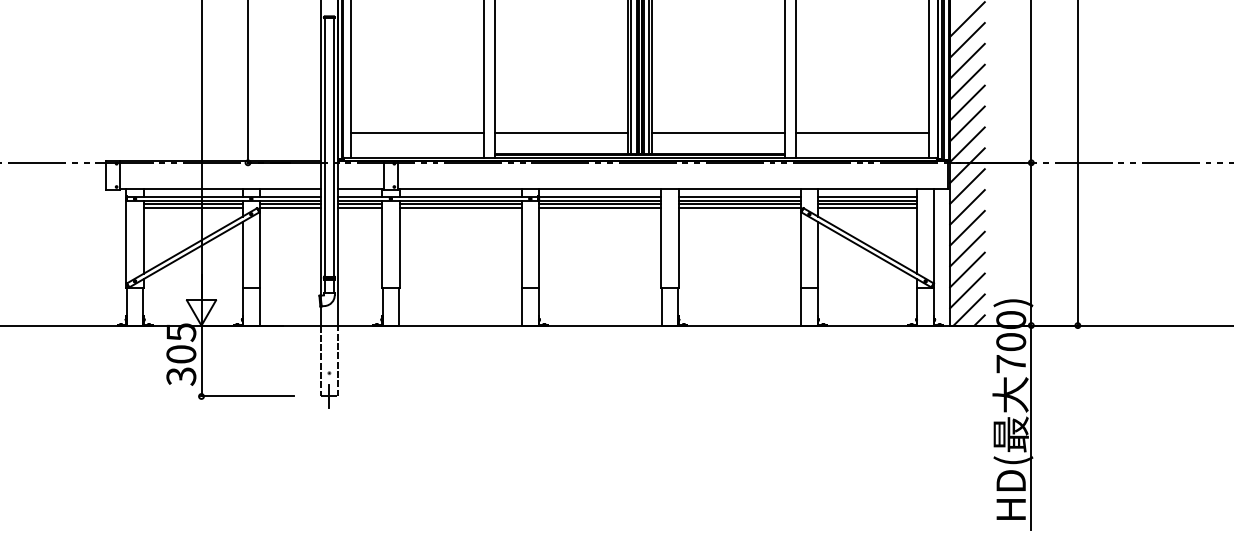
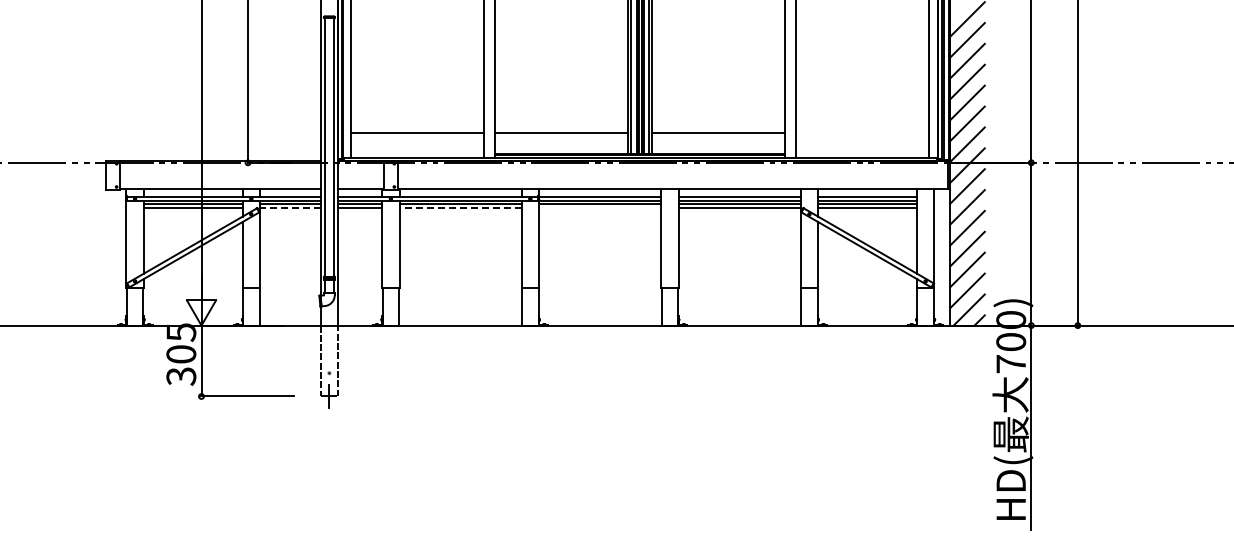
line: present -> none (861, 133)
line: solid -> dashed (289, 208)
line: solid -> dashed (460, 208)
line: present -> none (600, 208)
